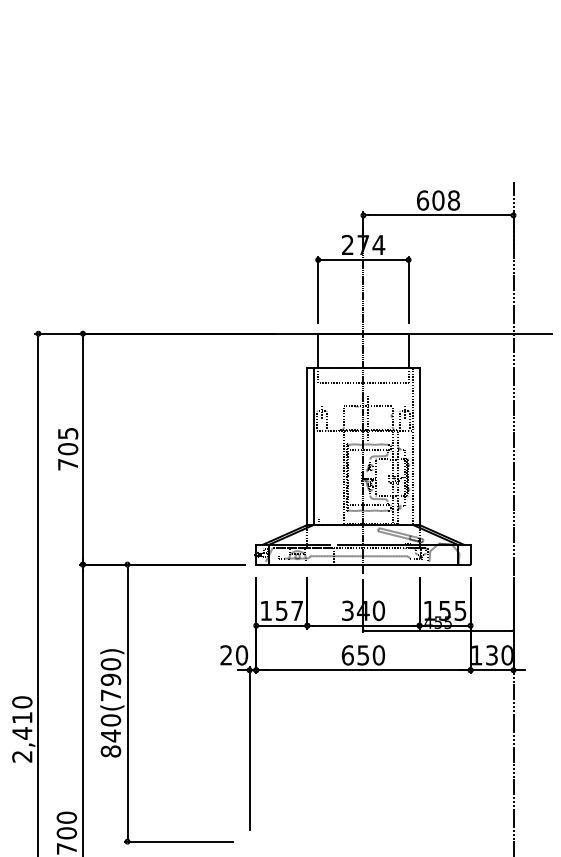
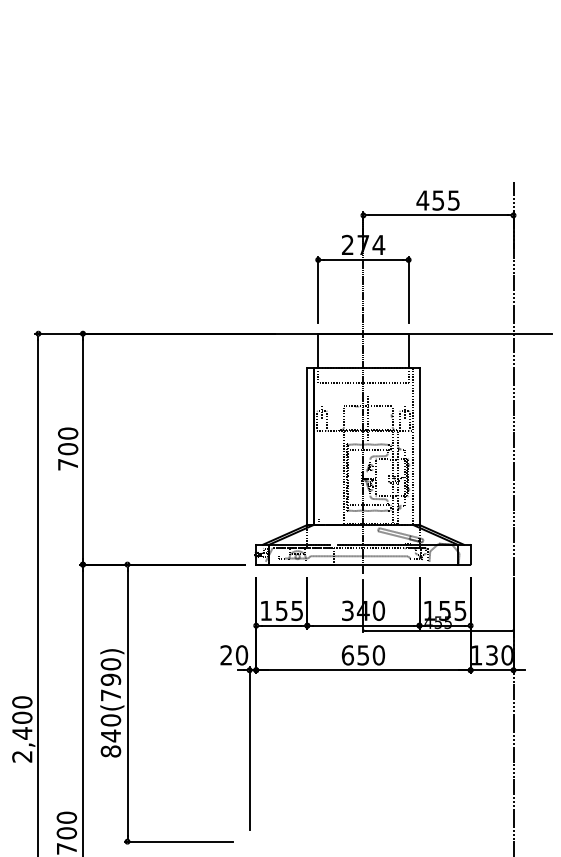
text: 608 -> 455 (438, 200)
text: 705 -> 700 (68, 433)
text: 157 -> 155 (296, 611)
text: 2,410 -> 2,400 (22, 717)
